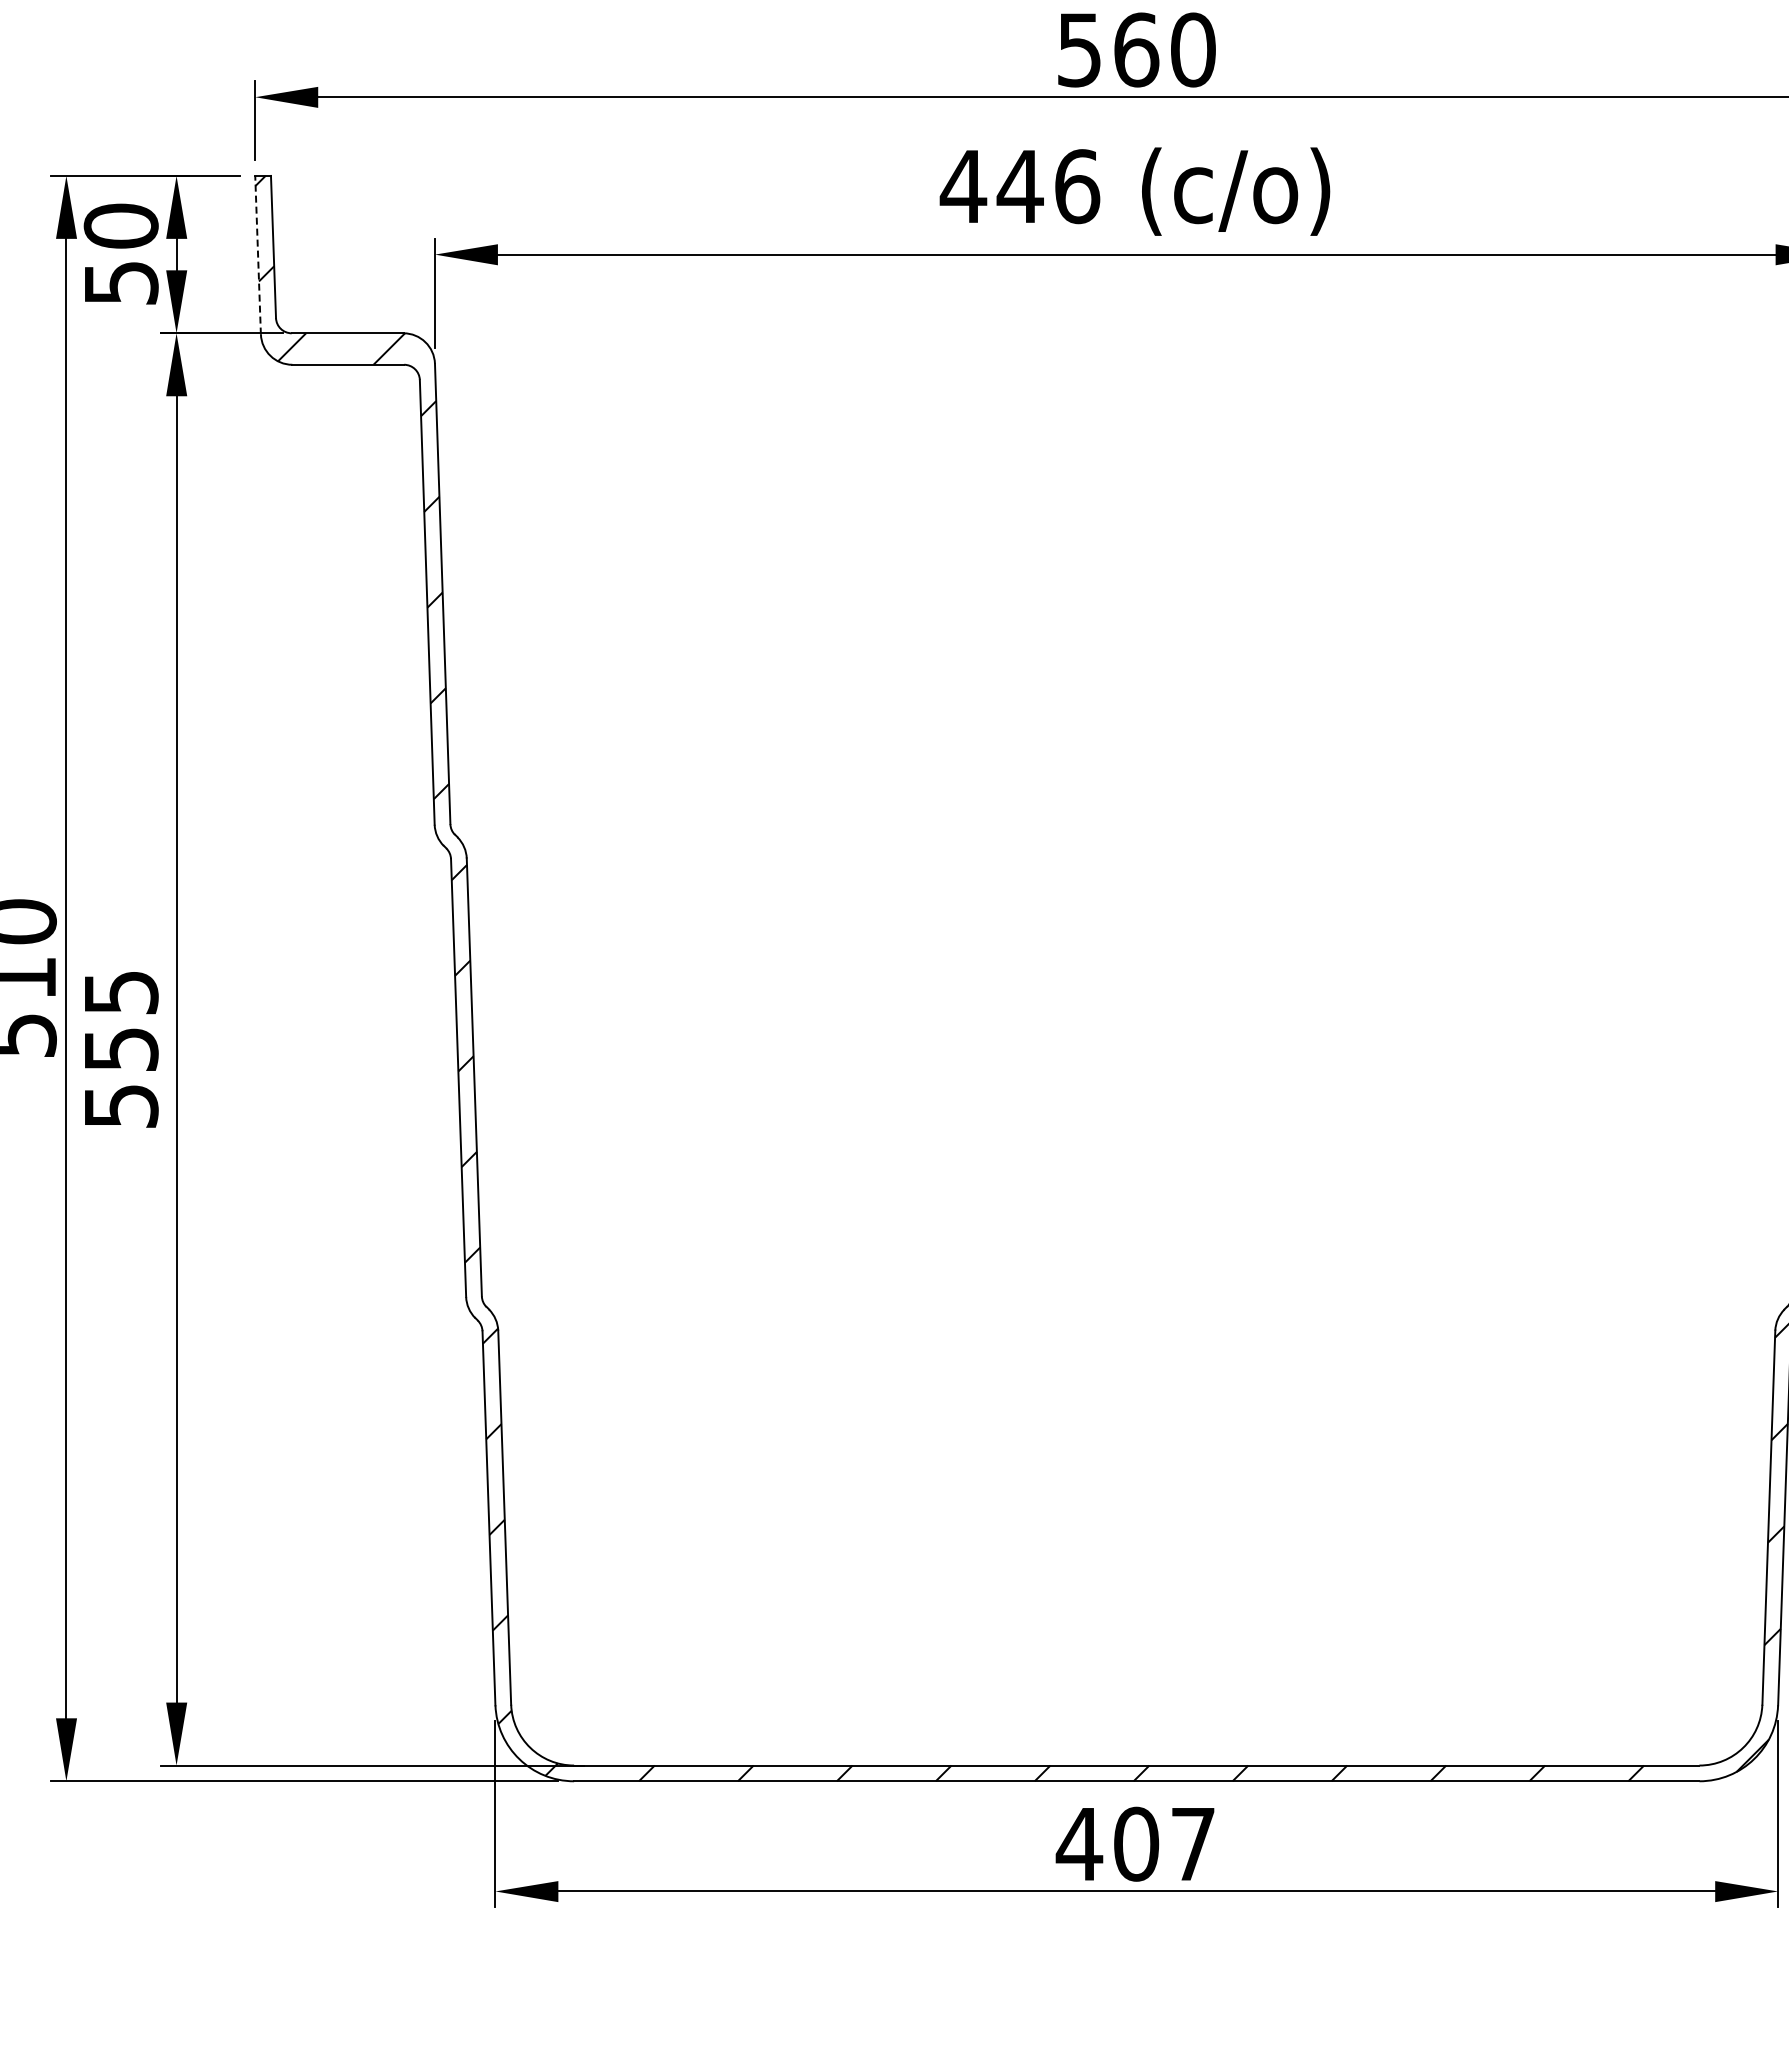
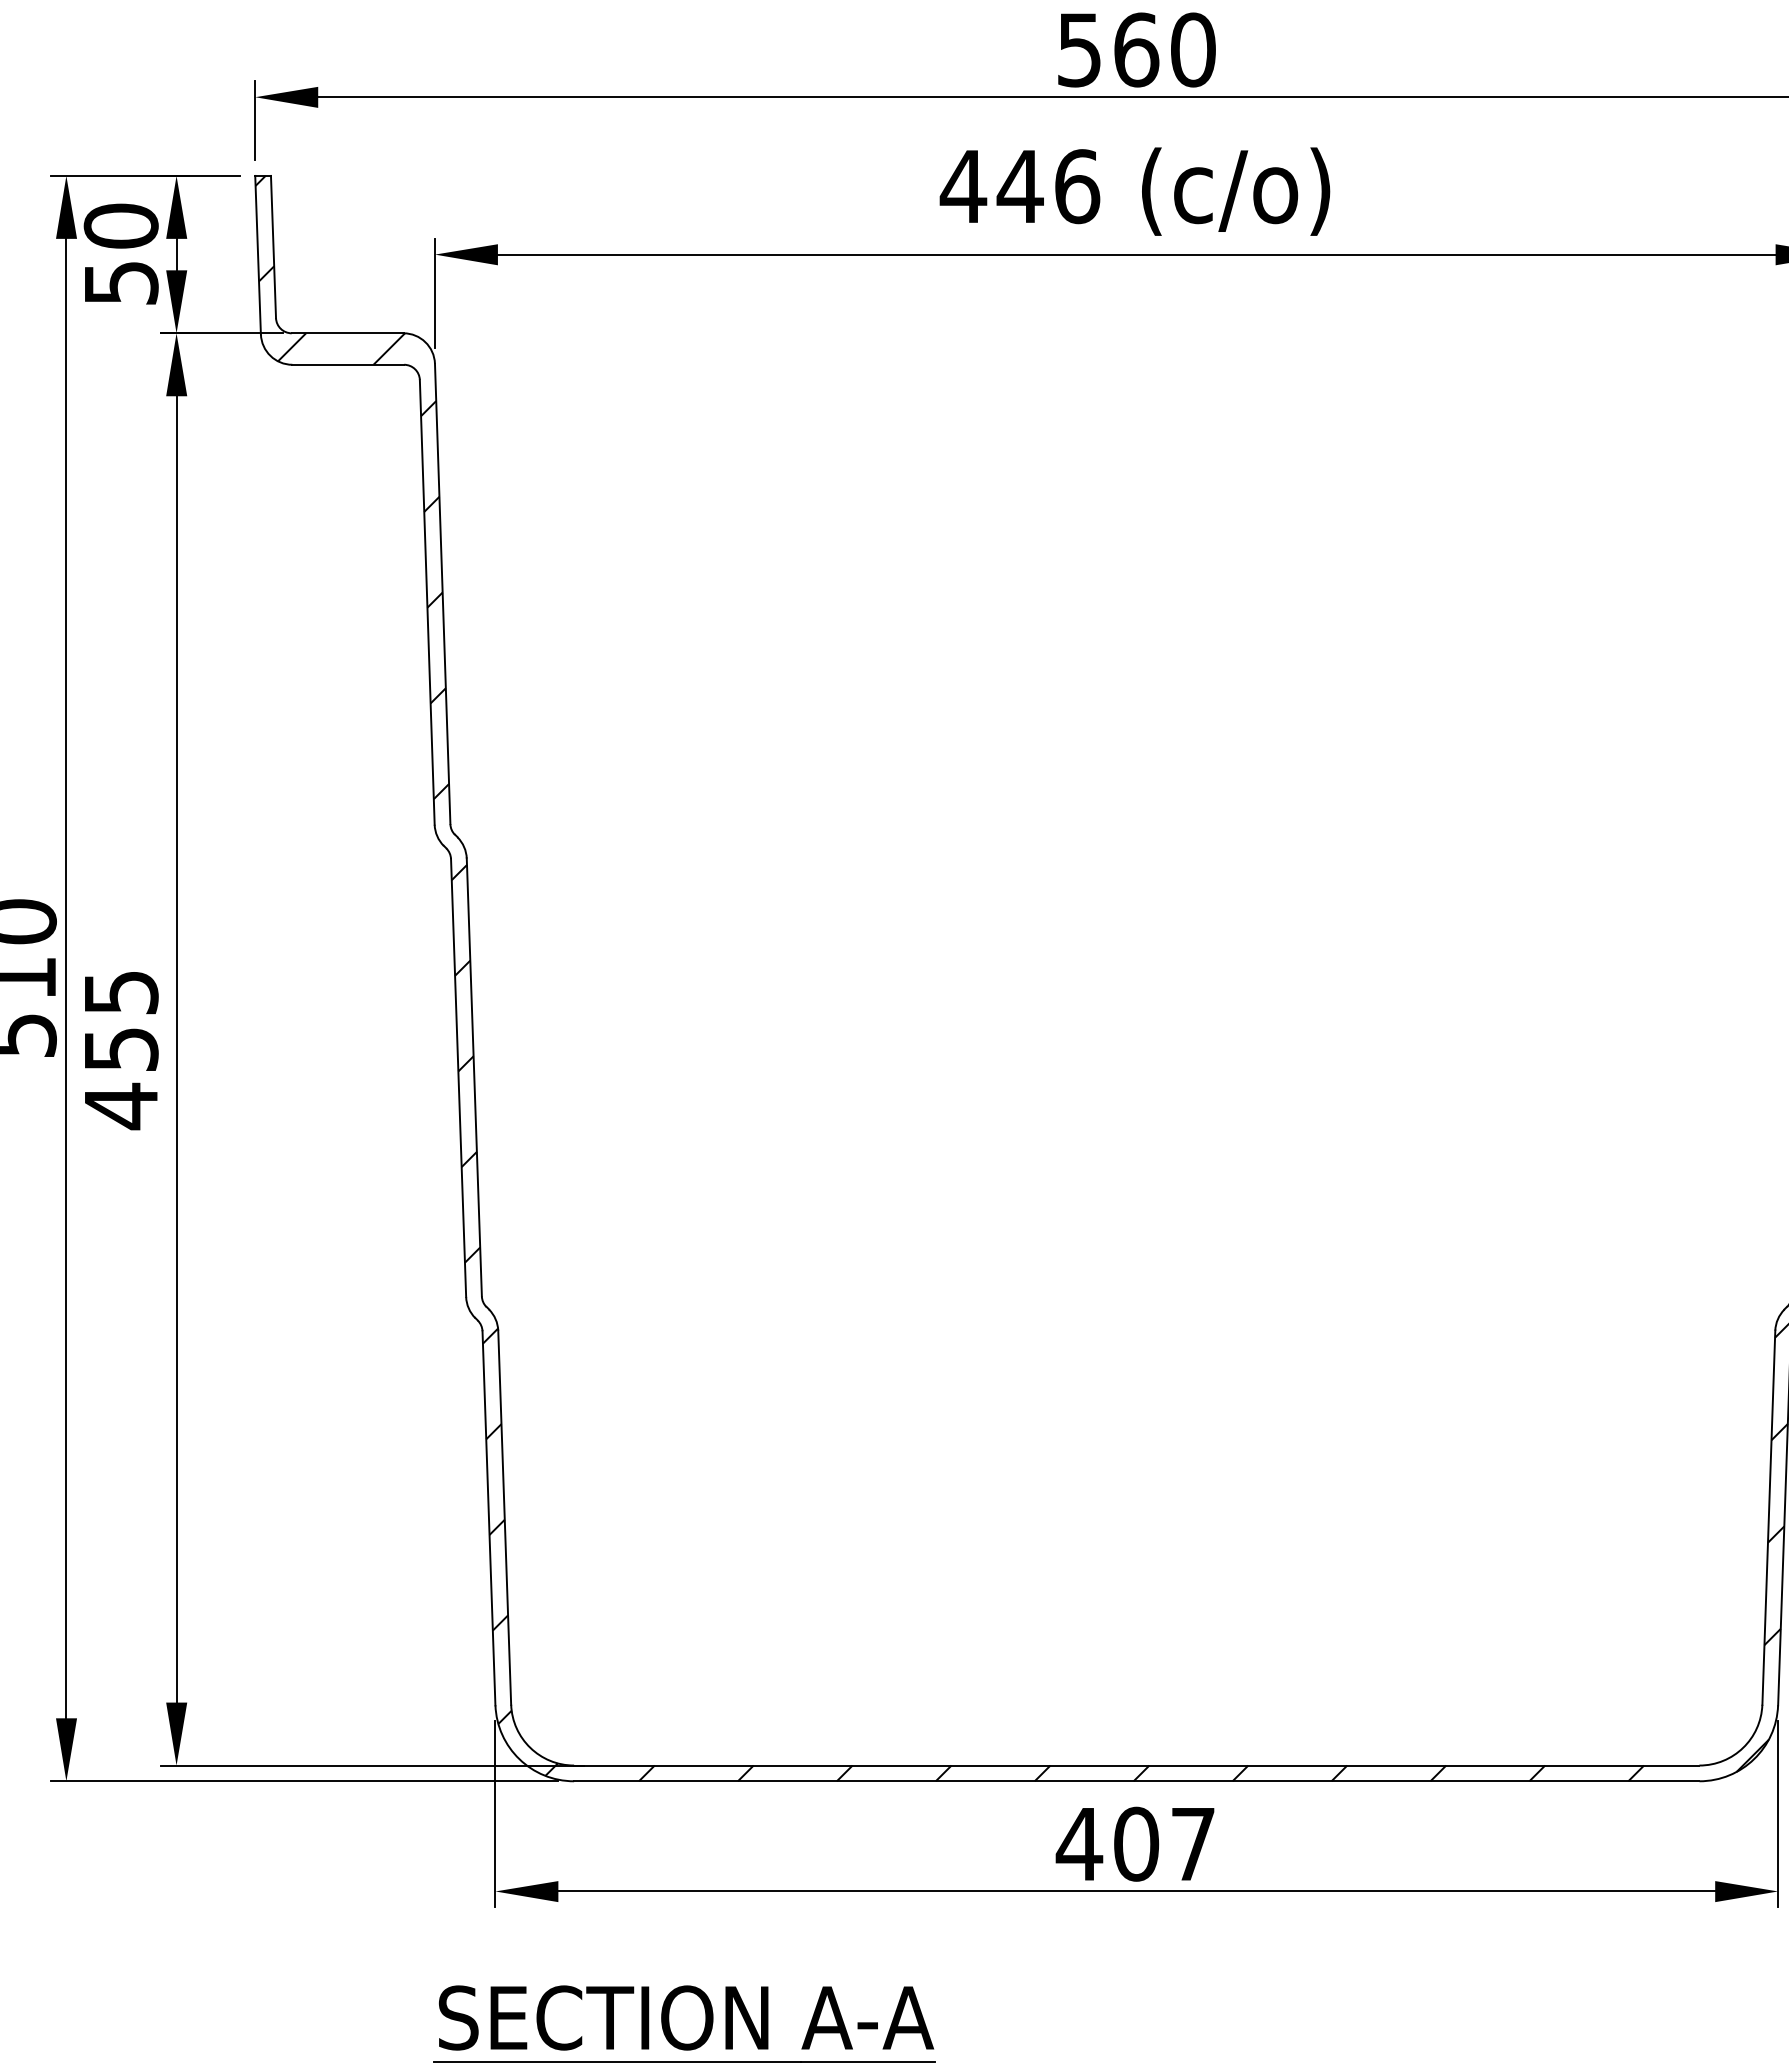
line: dashed -> solid (258, 254)
text: 555 -> 455 (121, 1106)
part: none -> present (684, 2023)
